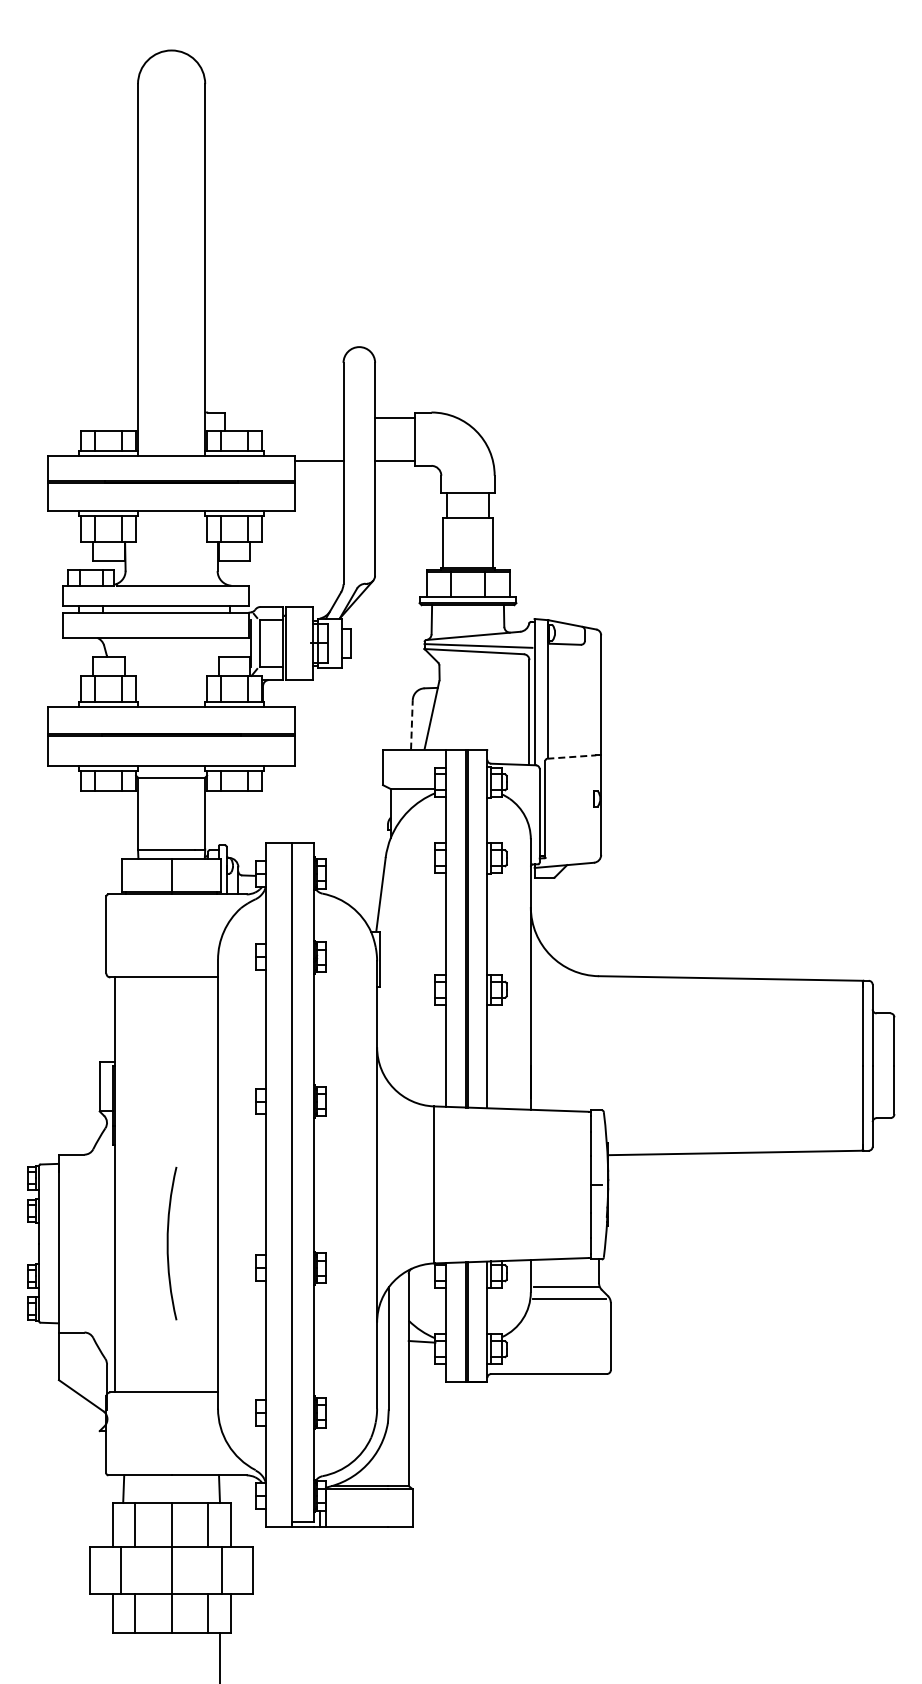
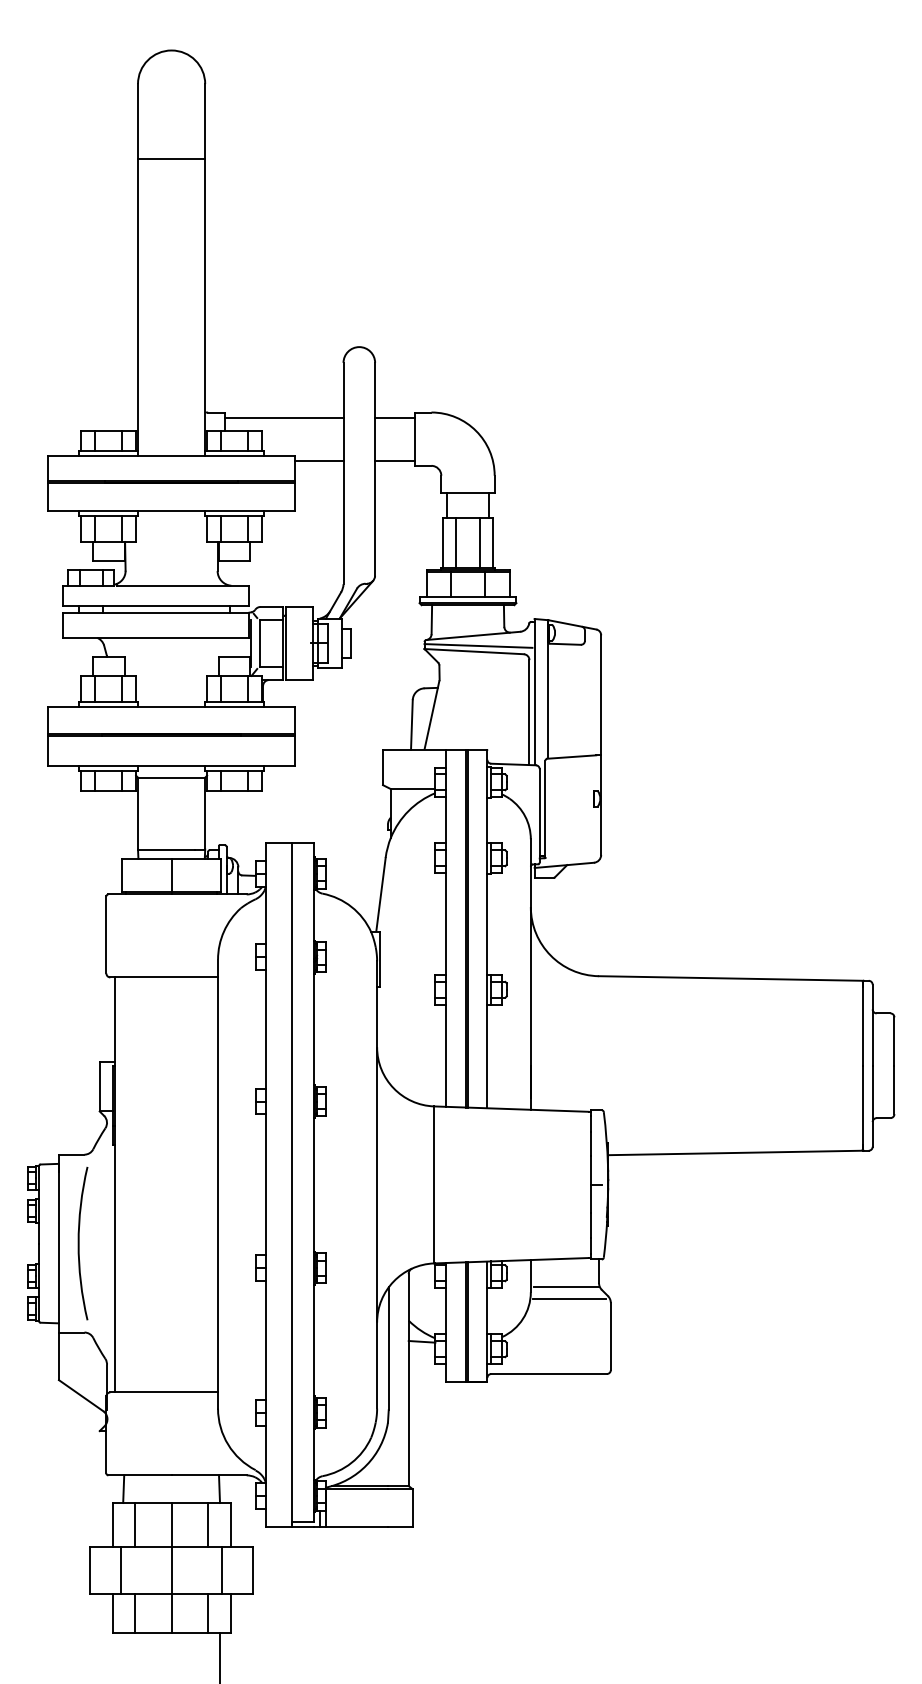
line: none -> present (171, 159)
line: none -> present (283, 417)
line: none -> present (455, 542)
line: none -> present (480, 542)
line: dashed -> solid (411, 724)
line: dashed -> solid (571, 757)
arc position: (168, 1243) -> (79, 1243) (79, 1243)
